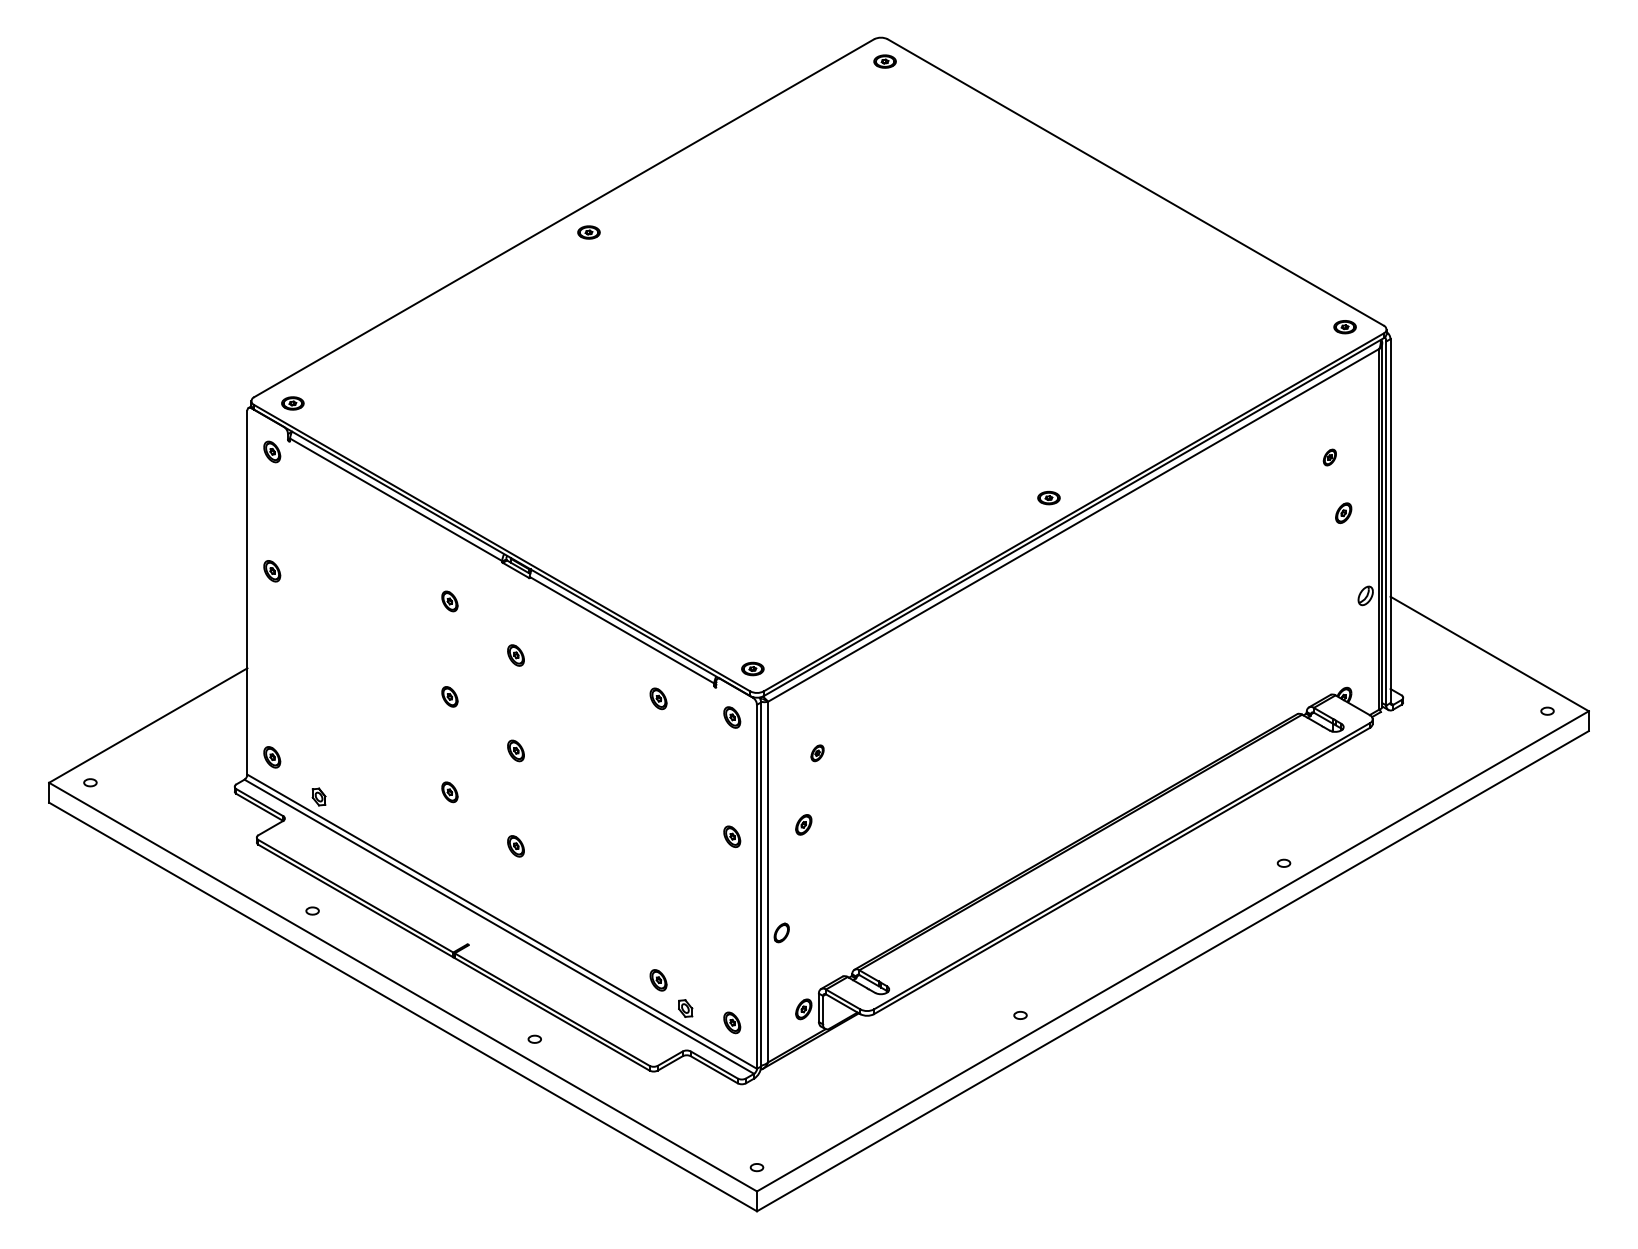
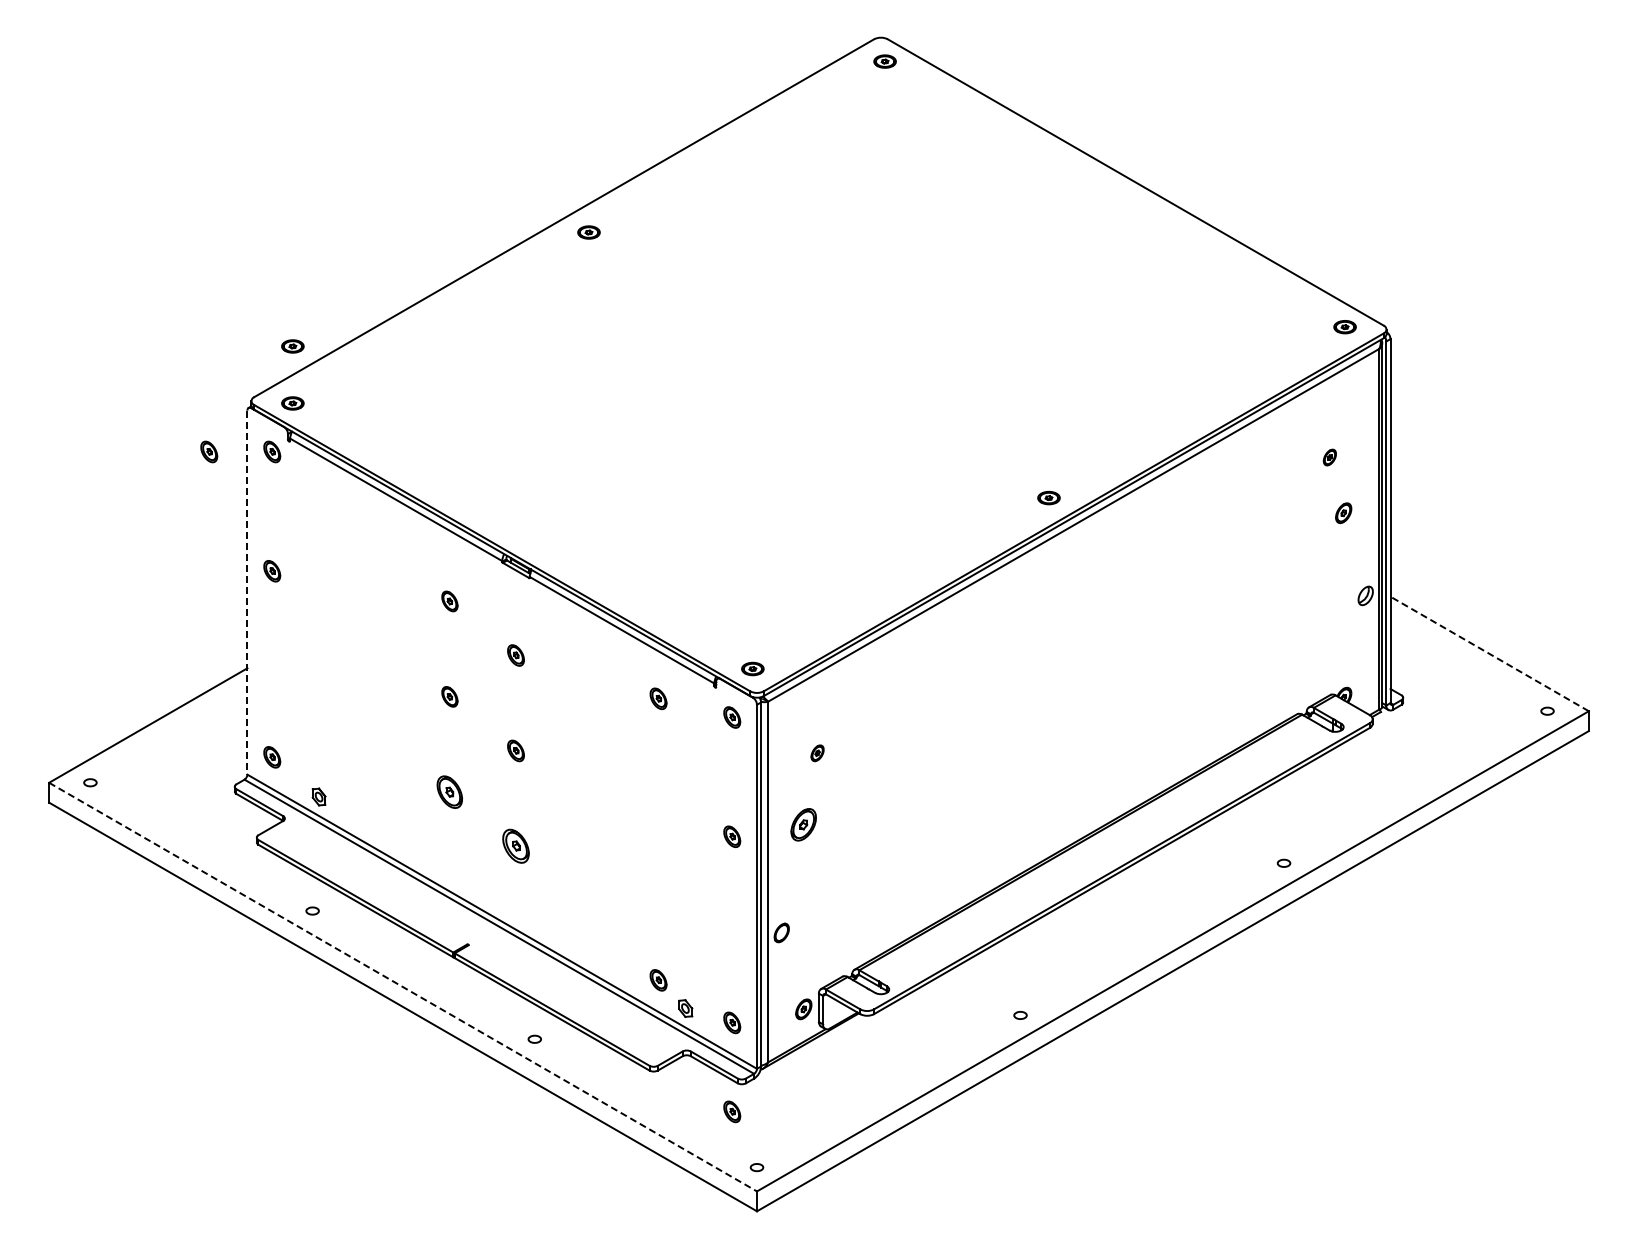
part: none -> present (292, 346)
part: none -> present (209, 451)
line: solid -> dashed (247, 593)
line: solid -> dashed (1489, 653)
part size: 18x23 px -> 27x34 px (449, 791)
part size: 18x22 px -> 27x34 px (803, 824)
part size: 18x23 px -> 28x36 px (515, 845)
line: solid -> dashed (403, 987)
part: none -> present (732, 1111)
